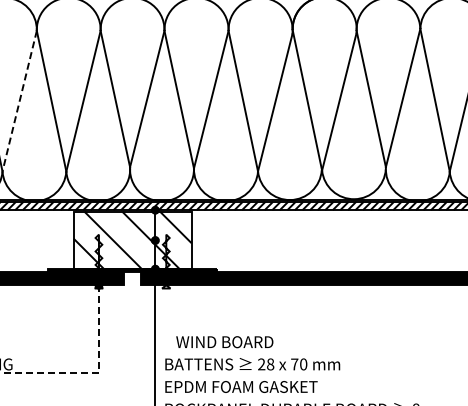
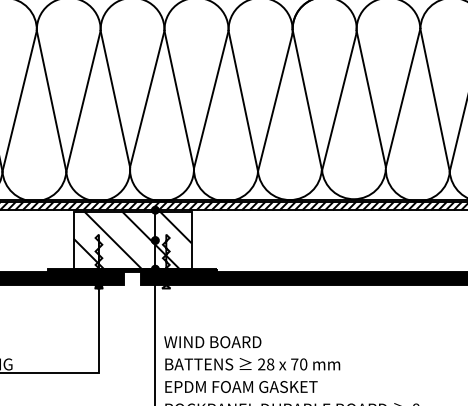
line: dashed -> solid (19, 101)
text position: (224, 342) -> (212, 342) (212, 342)
line: dashed -> solid (93, 372)
